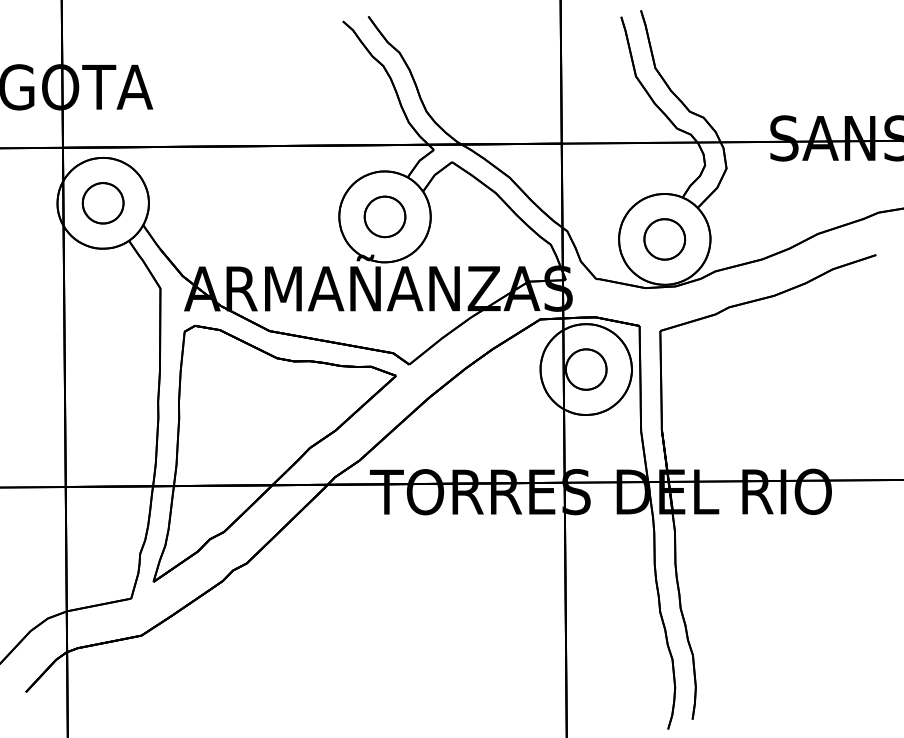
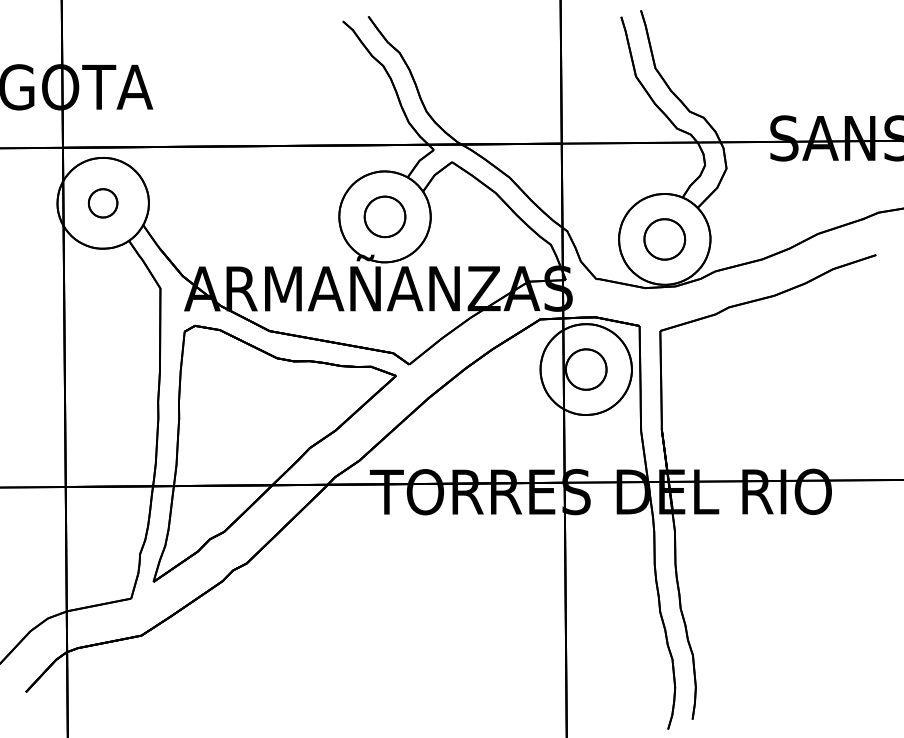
part size: 44x43 px -> 32x31 px (102, 203)
